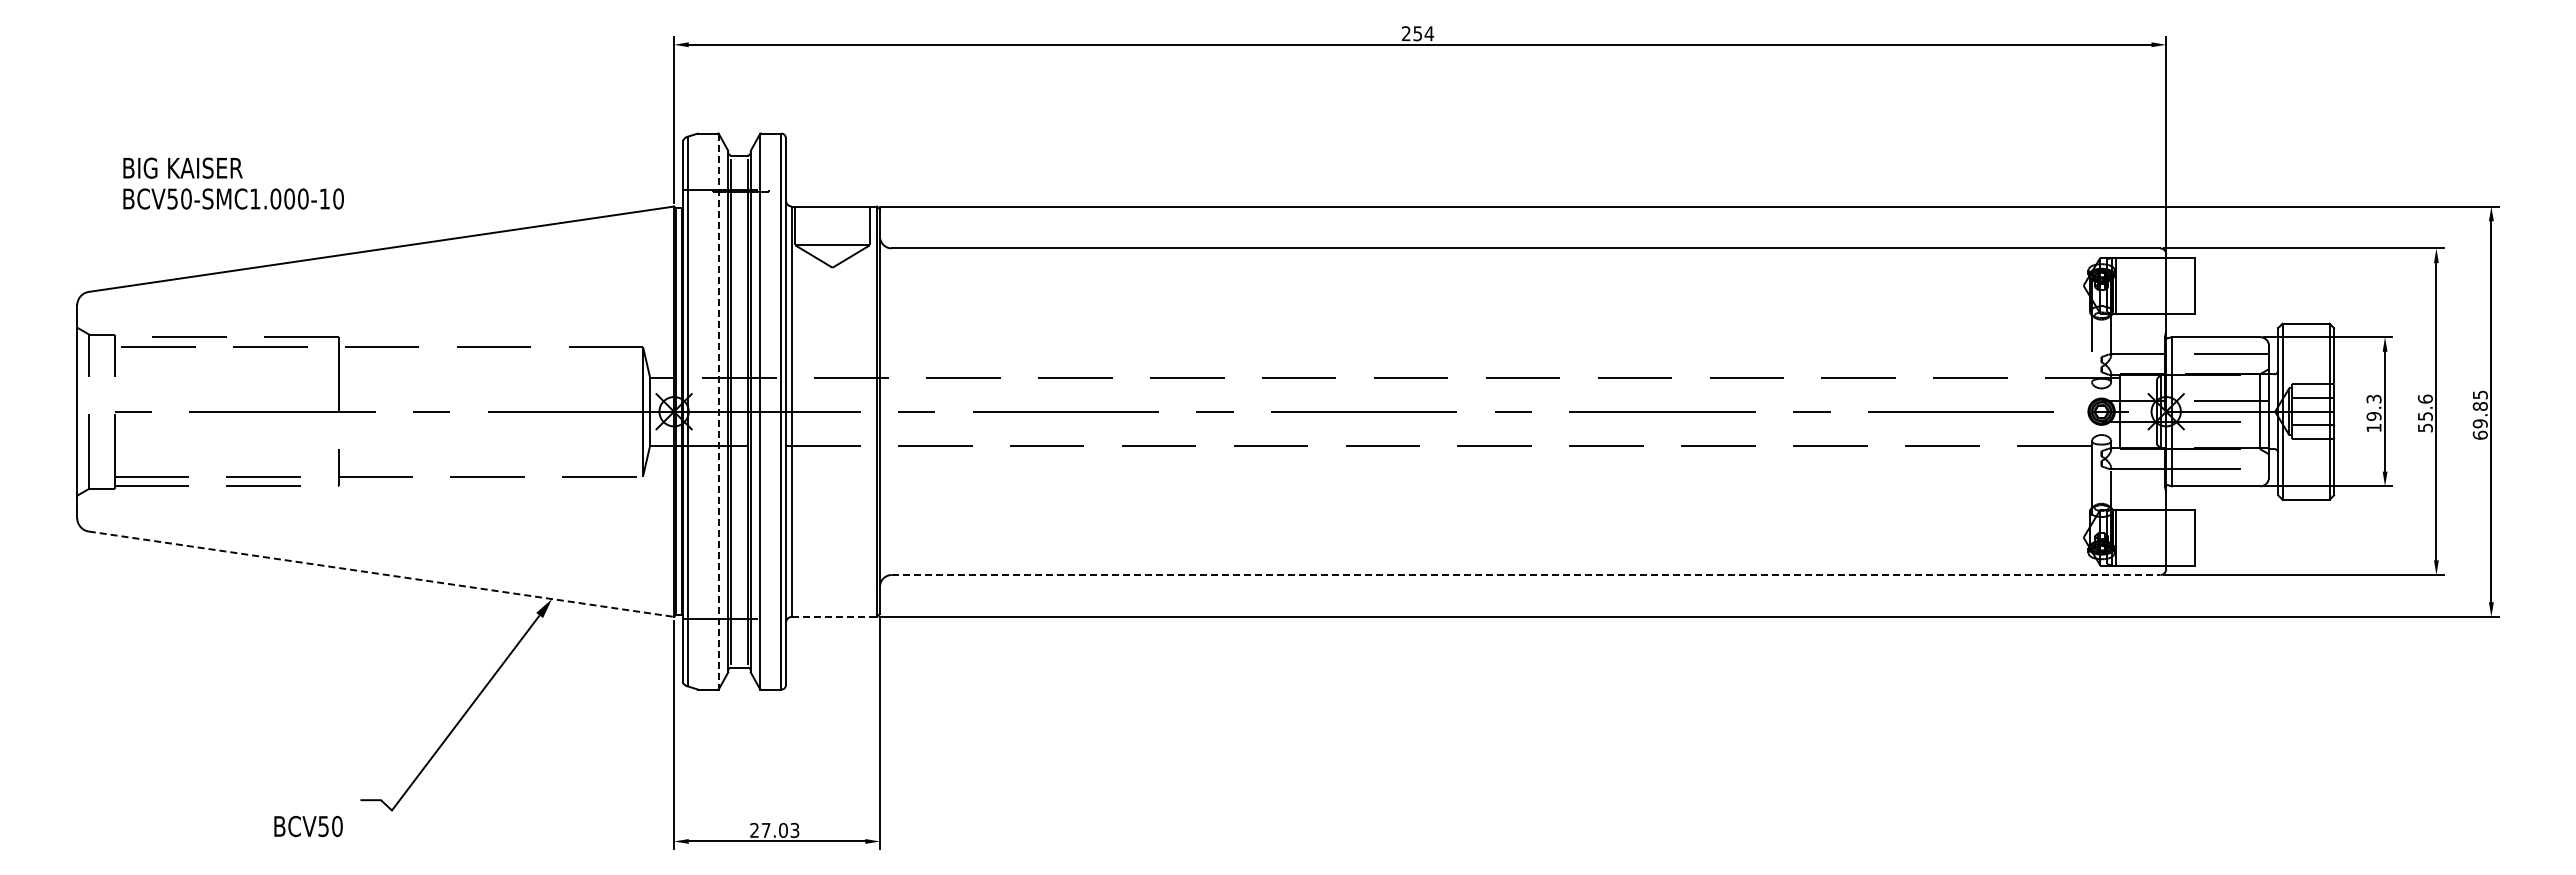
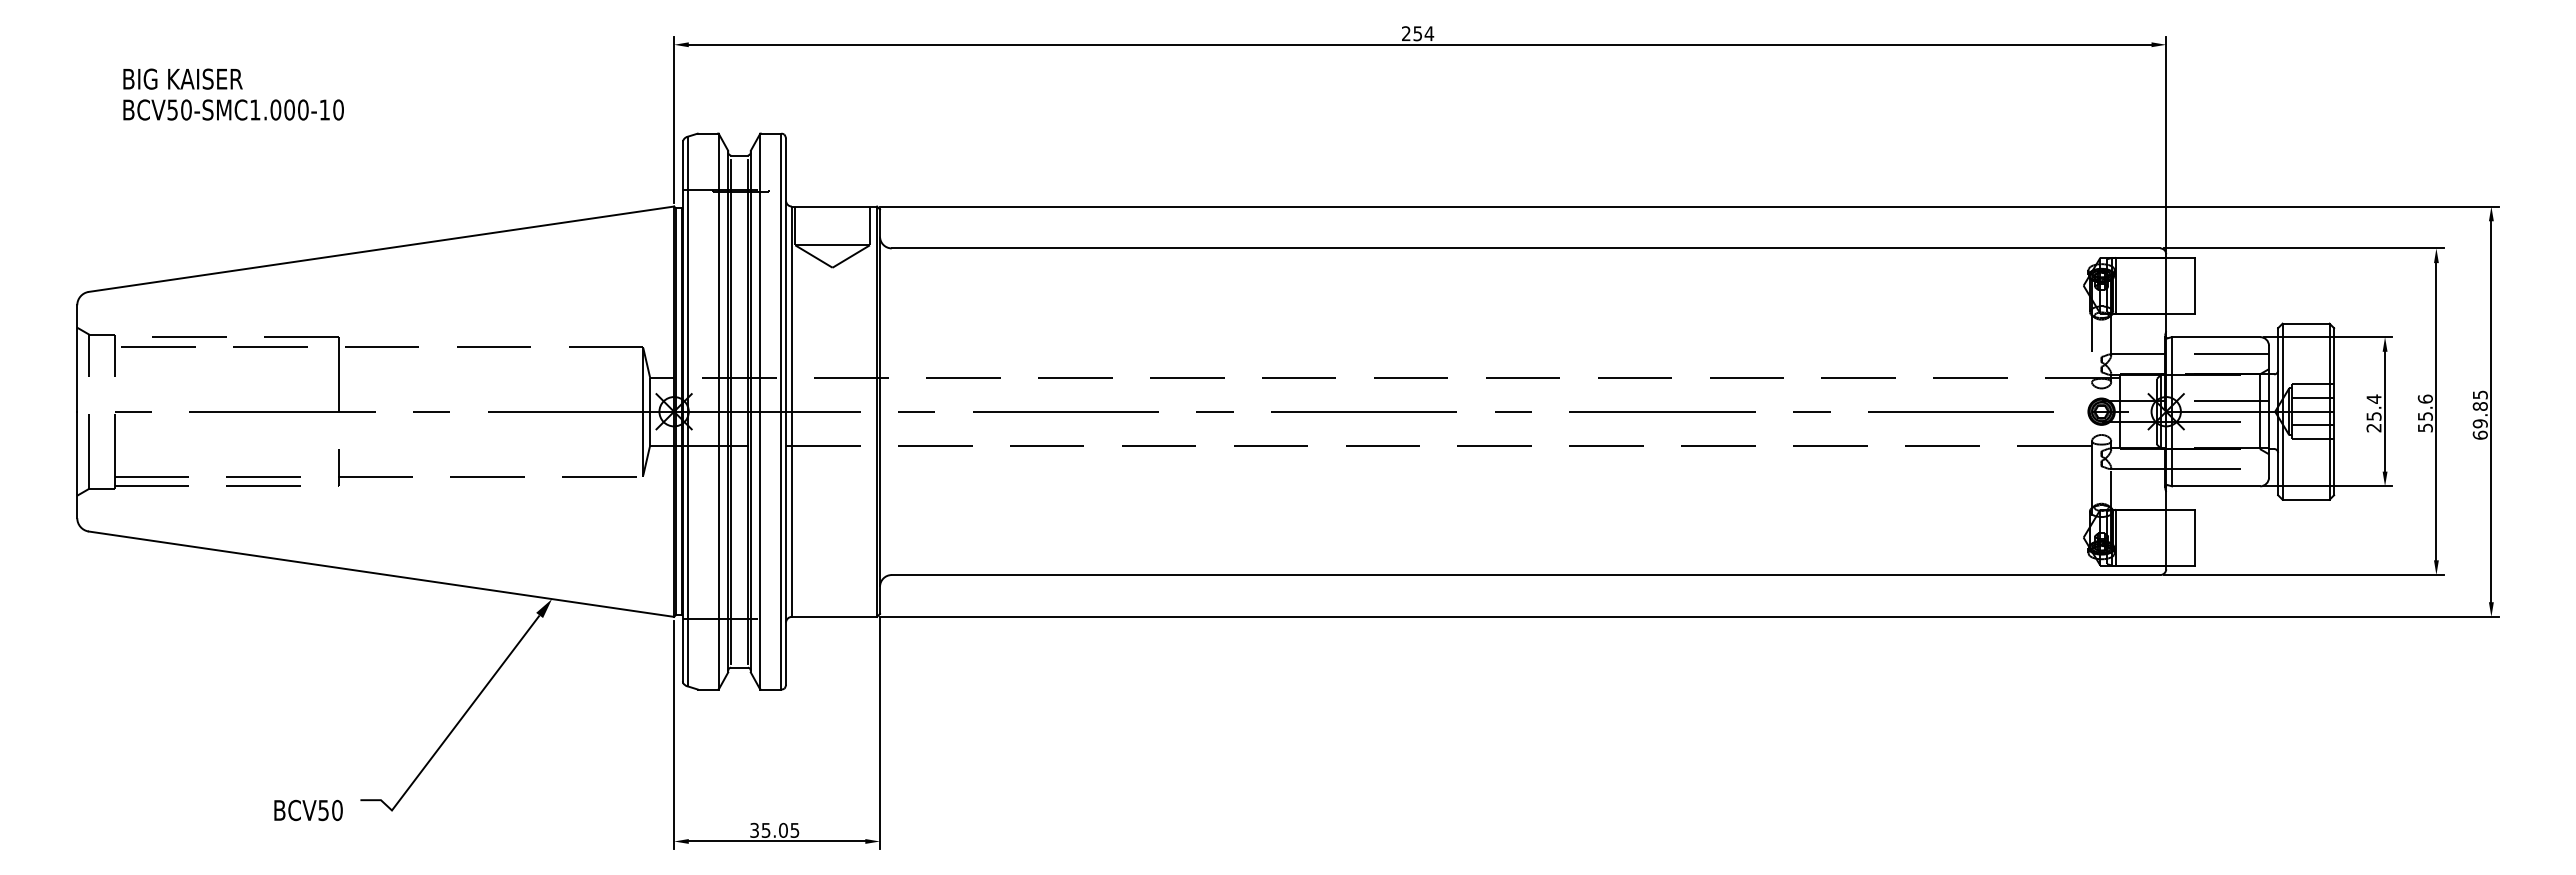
text position: (233, 183) -> (233, 94) (233, 94)
line: dashed -> solid (718, 411)
text: 19.3 -> 25.4 (2373, 413)
line: dashed -> solid (381, 574)
line: dashed -> solid (1526, 575)
line: dashed -> solid (834, 616)
text position: (308, 826) -> (308, 810) (308, 810)
text: 27.03 -> 35.05 (774, 829)
